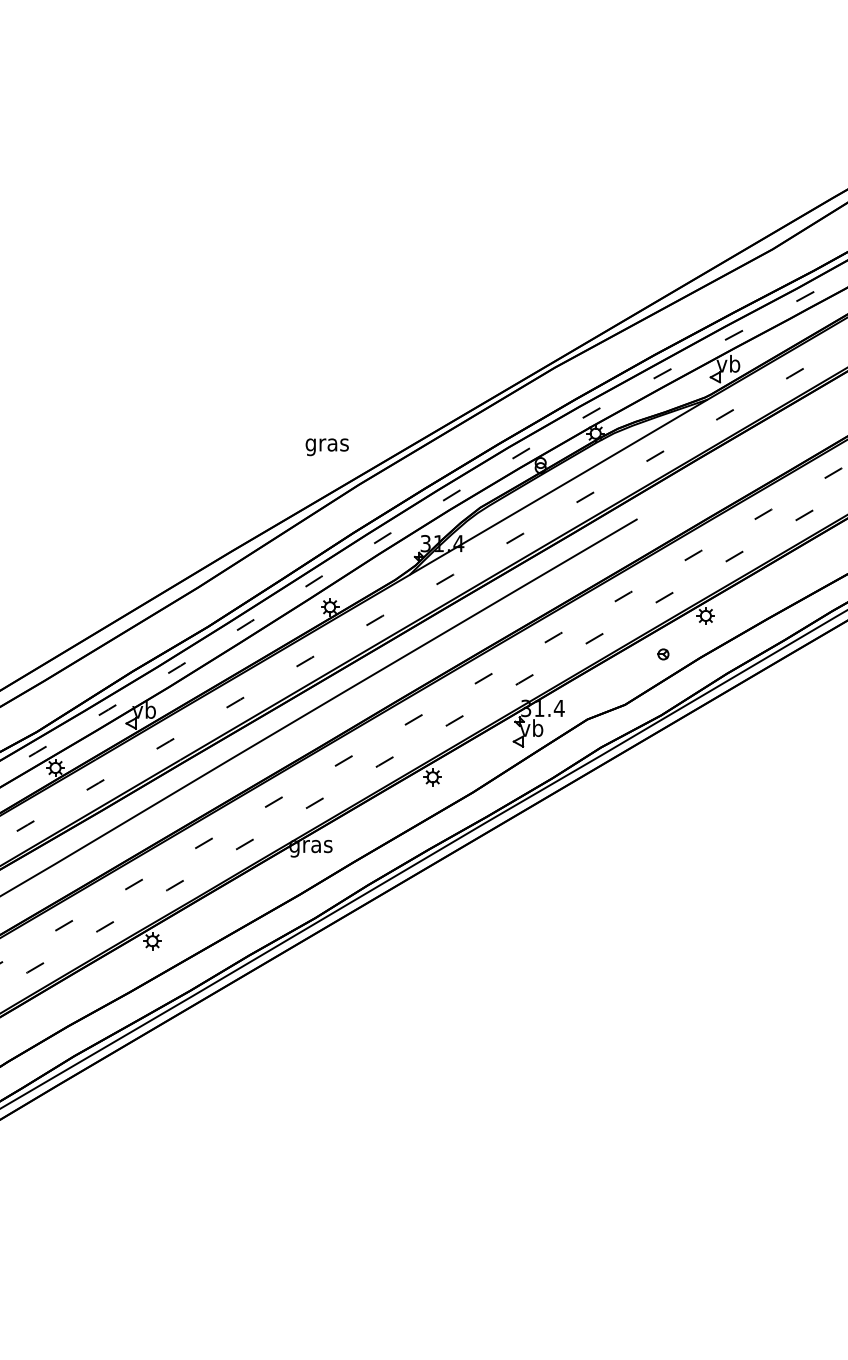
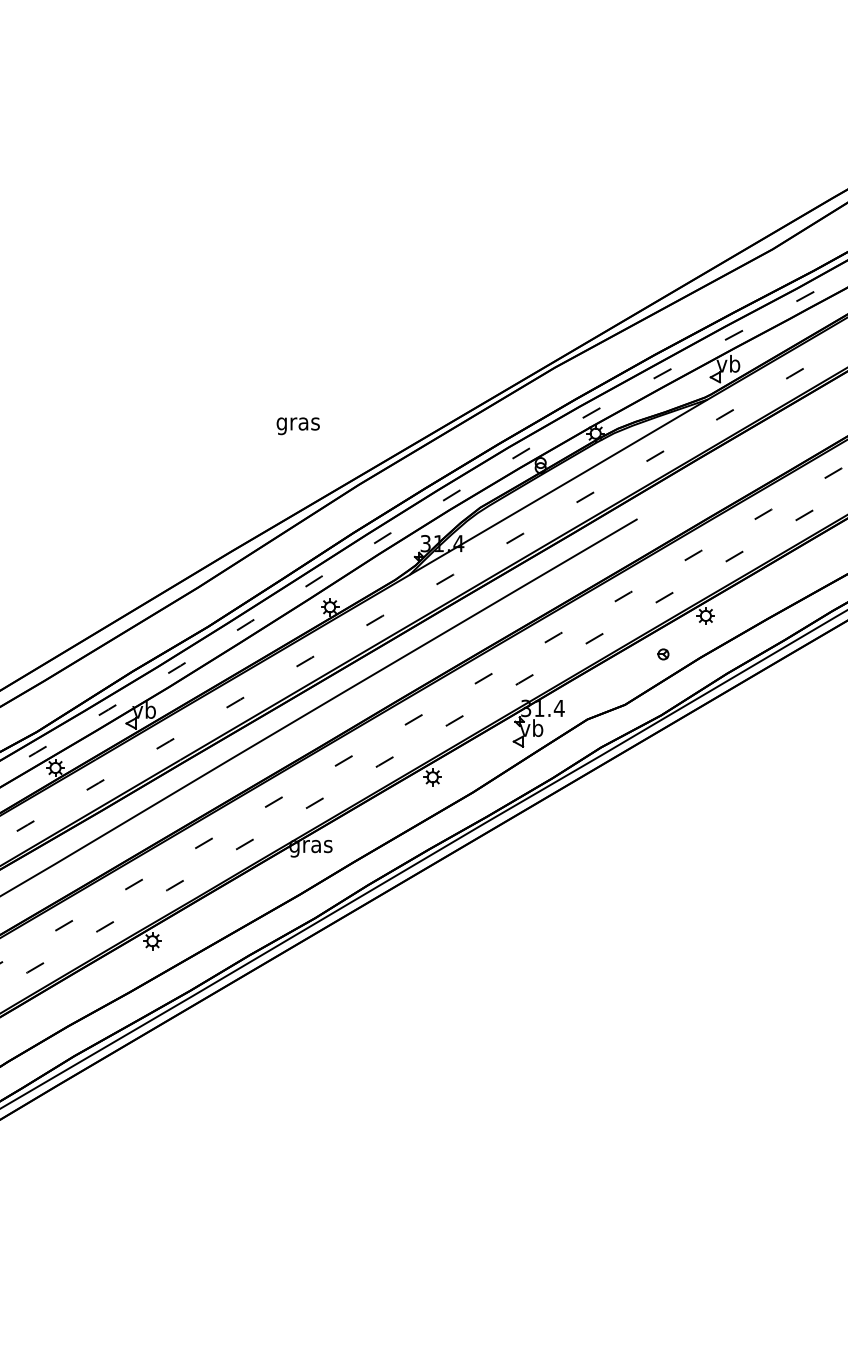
text position: (326, 447) -> (297, 426) (297, 426)
